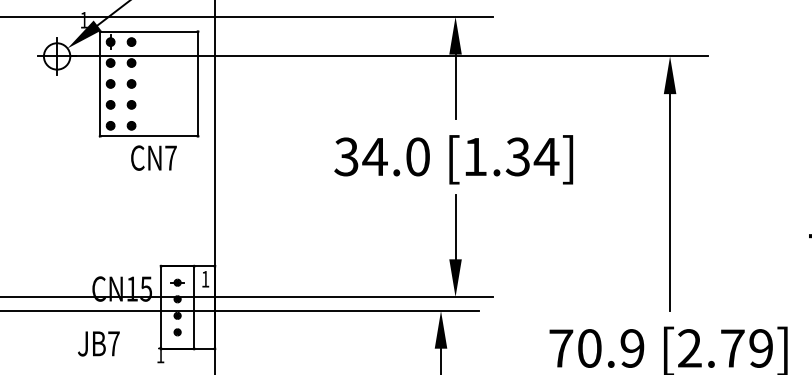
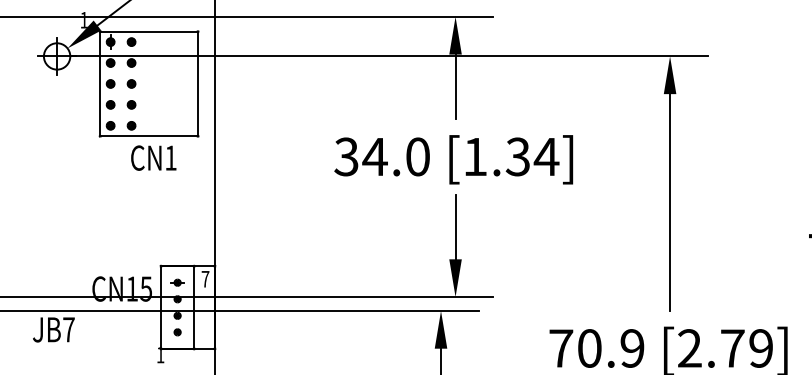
text: CN7 -> CN1 (170, 157)
text: 1 -> 7 (205, 279)
text position: (98, 343) -> (53, 329) (53, 329)
